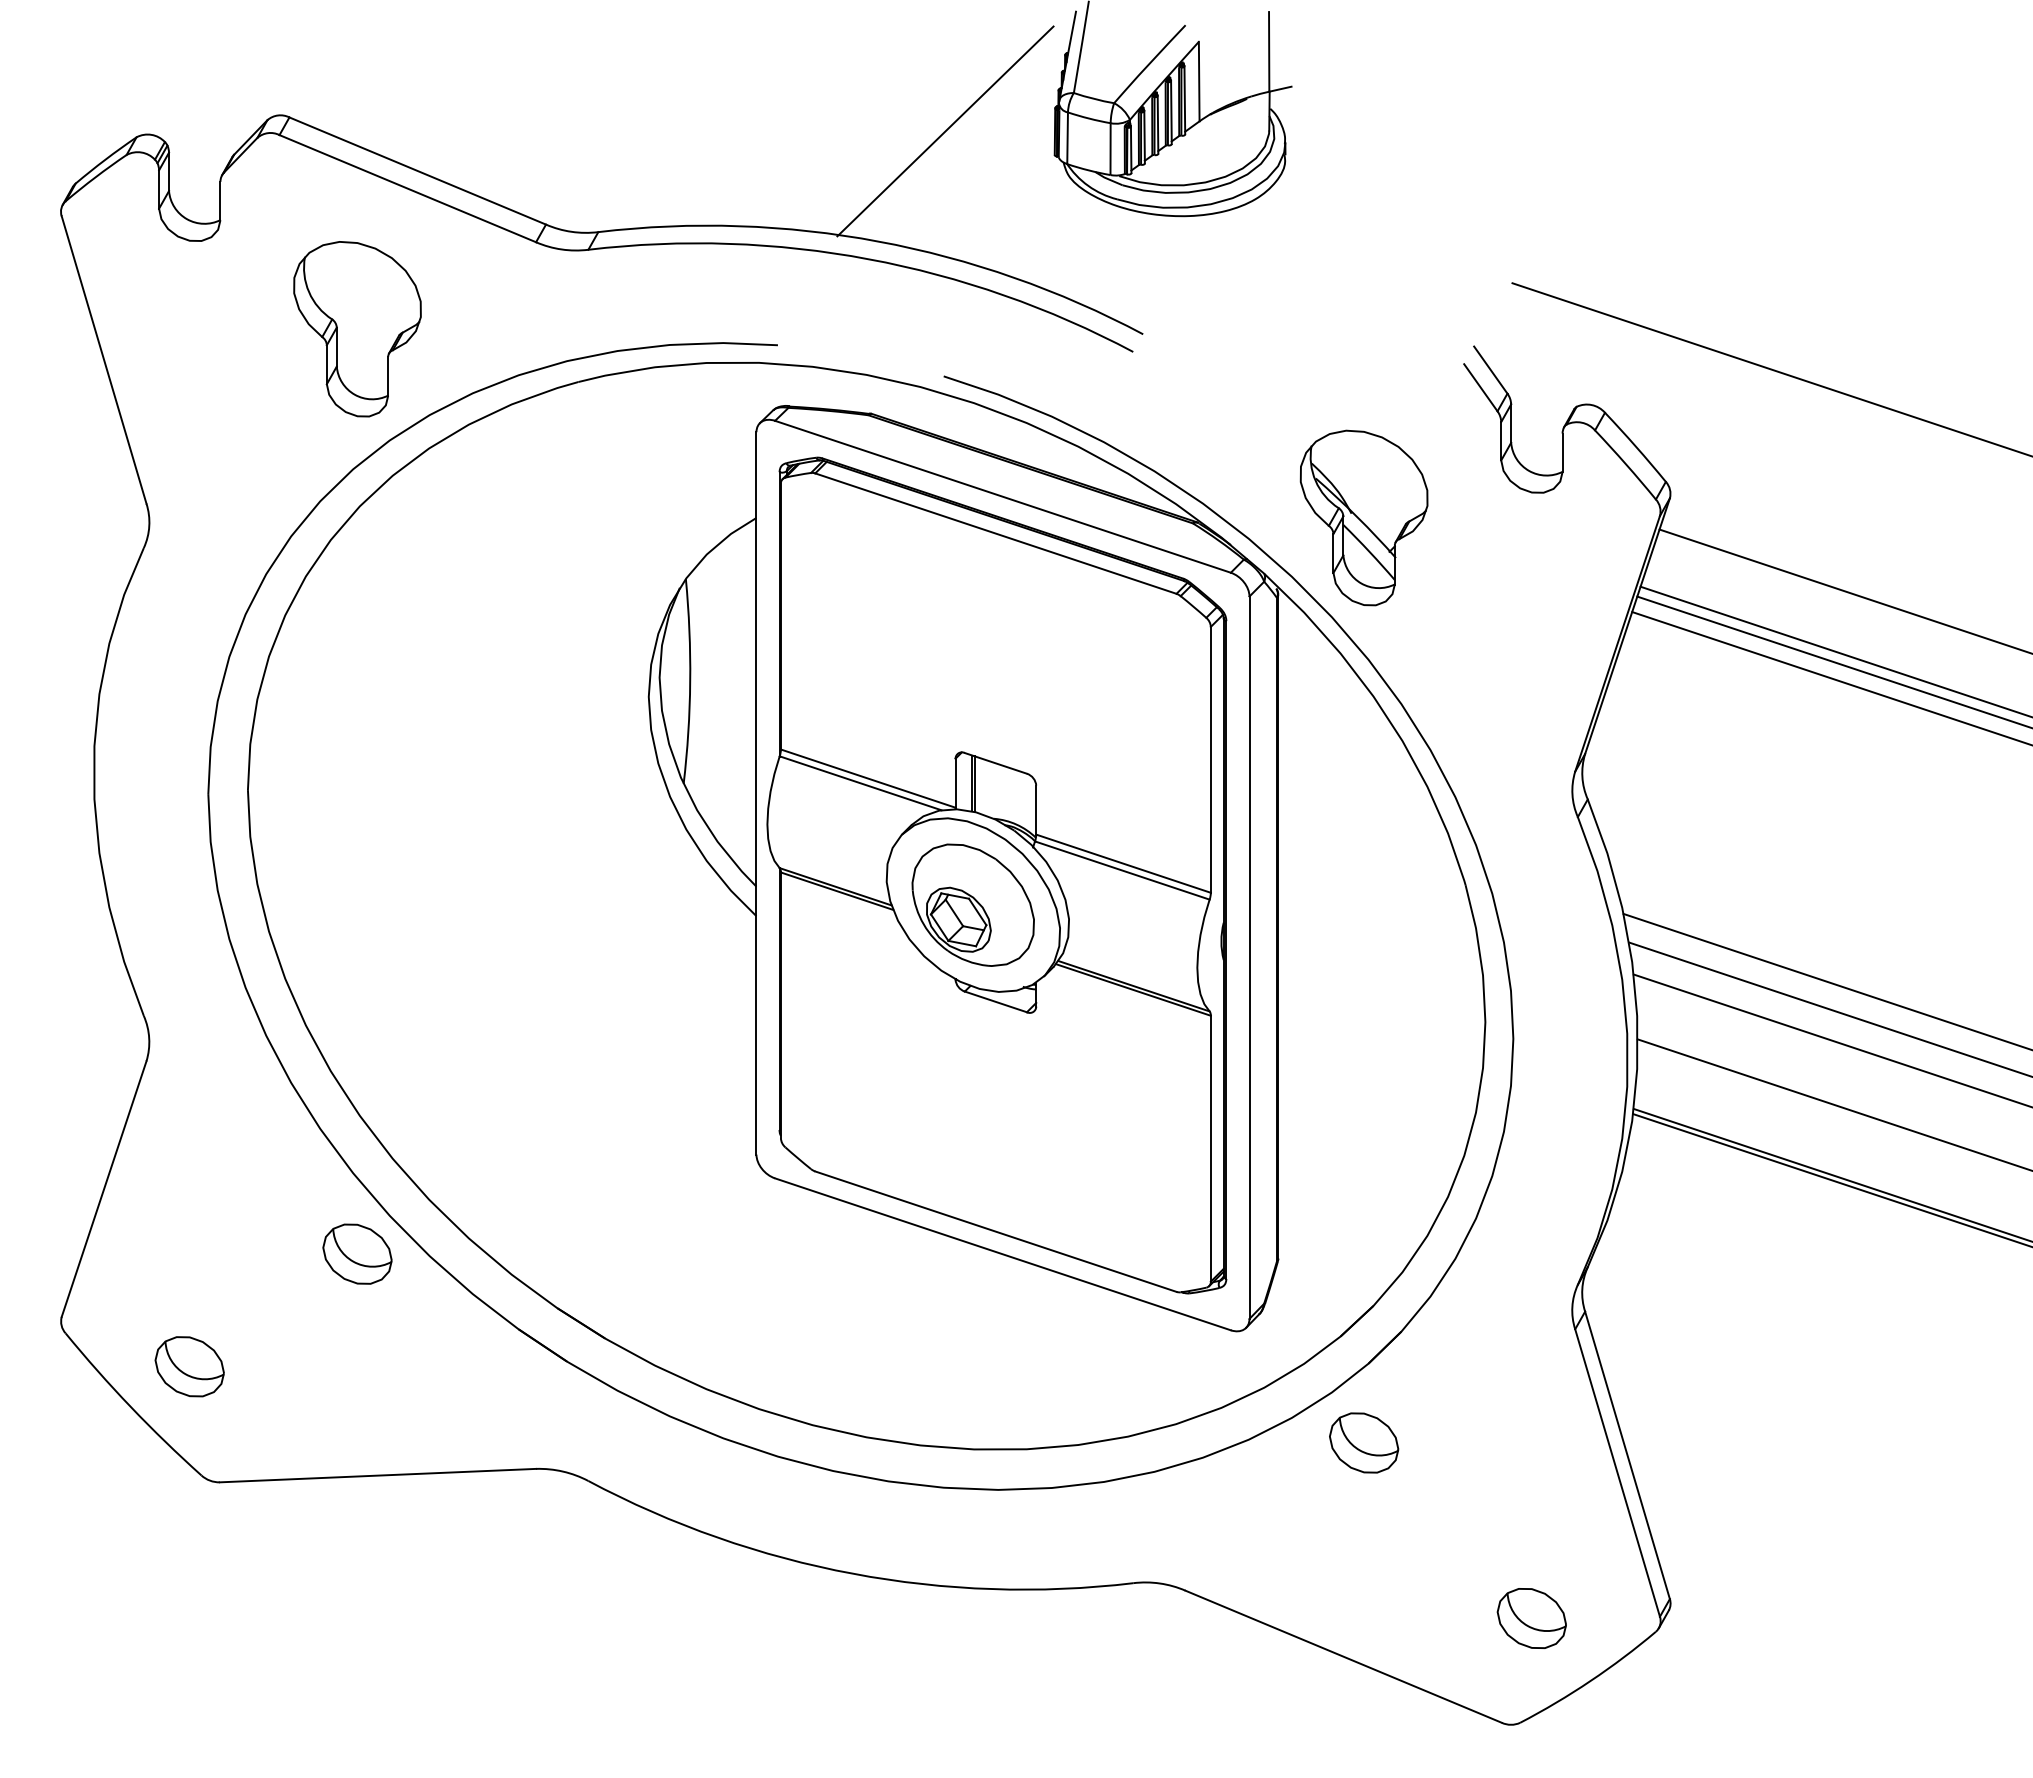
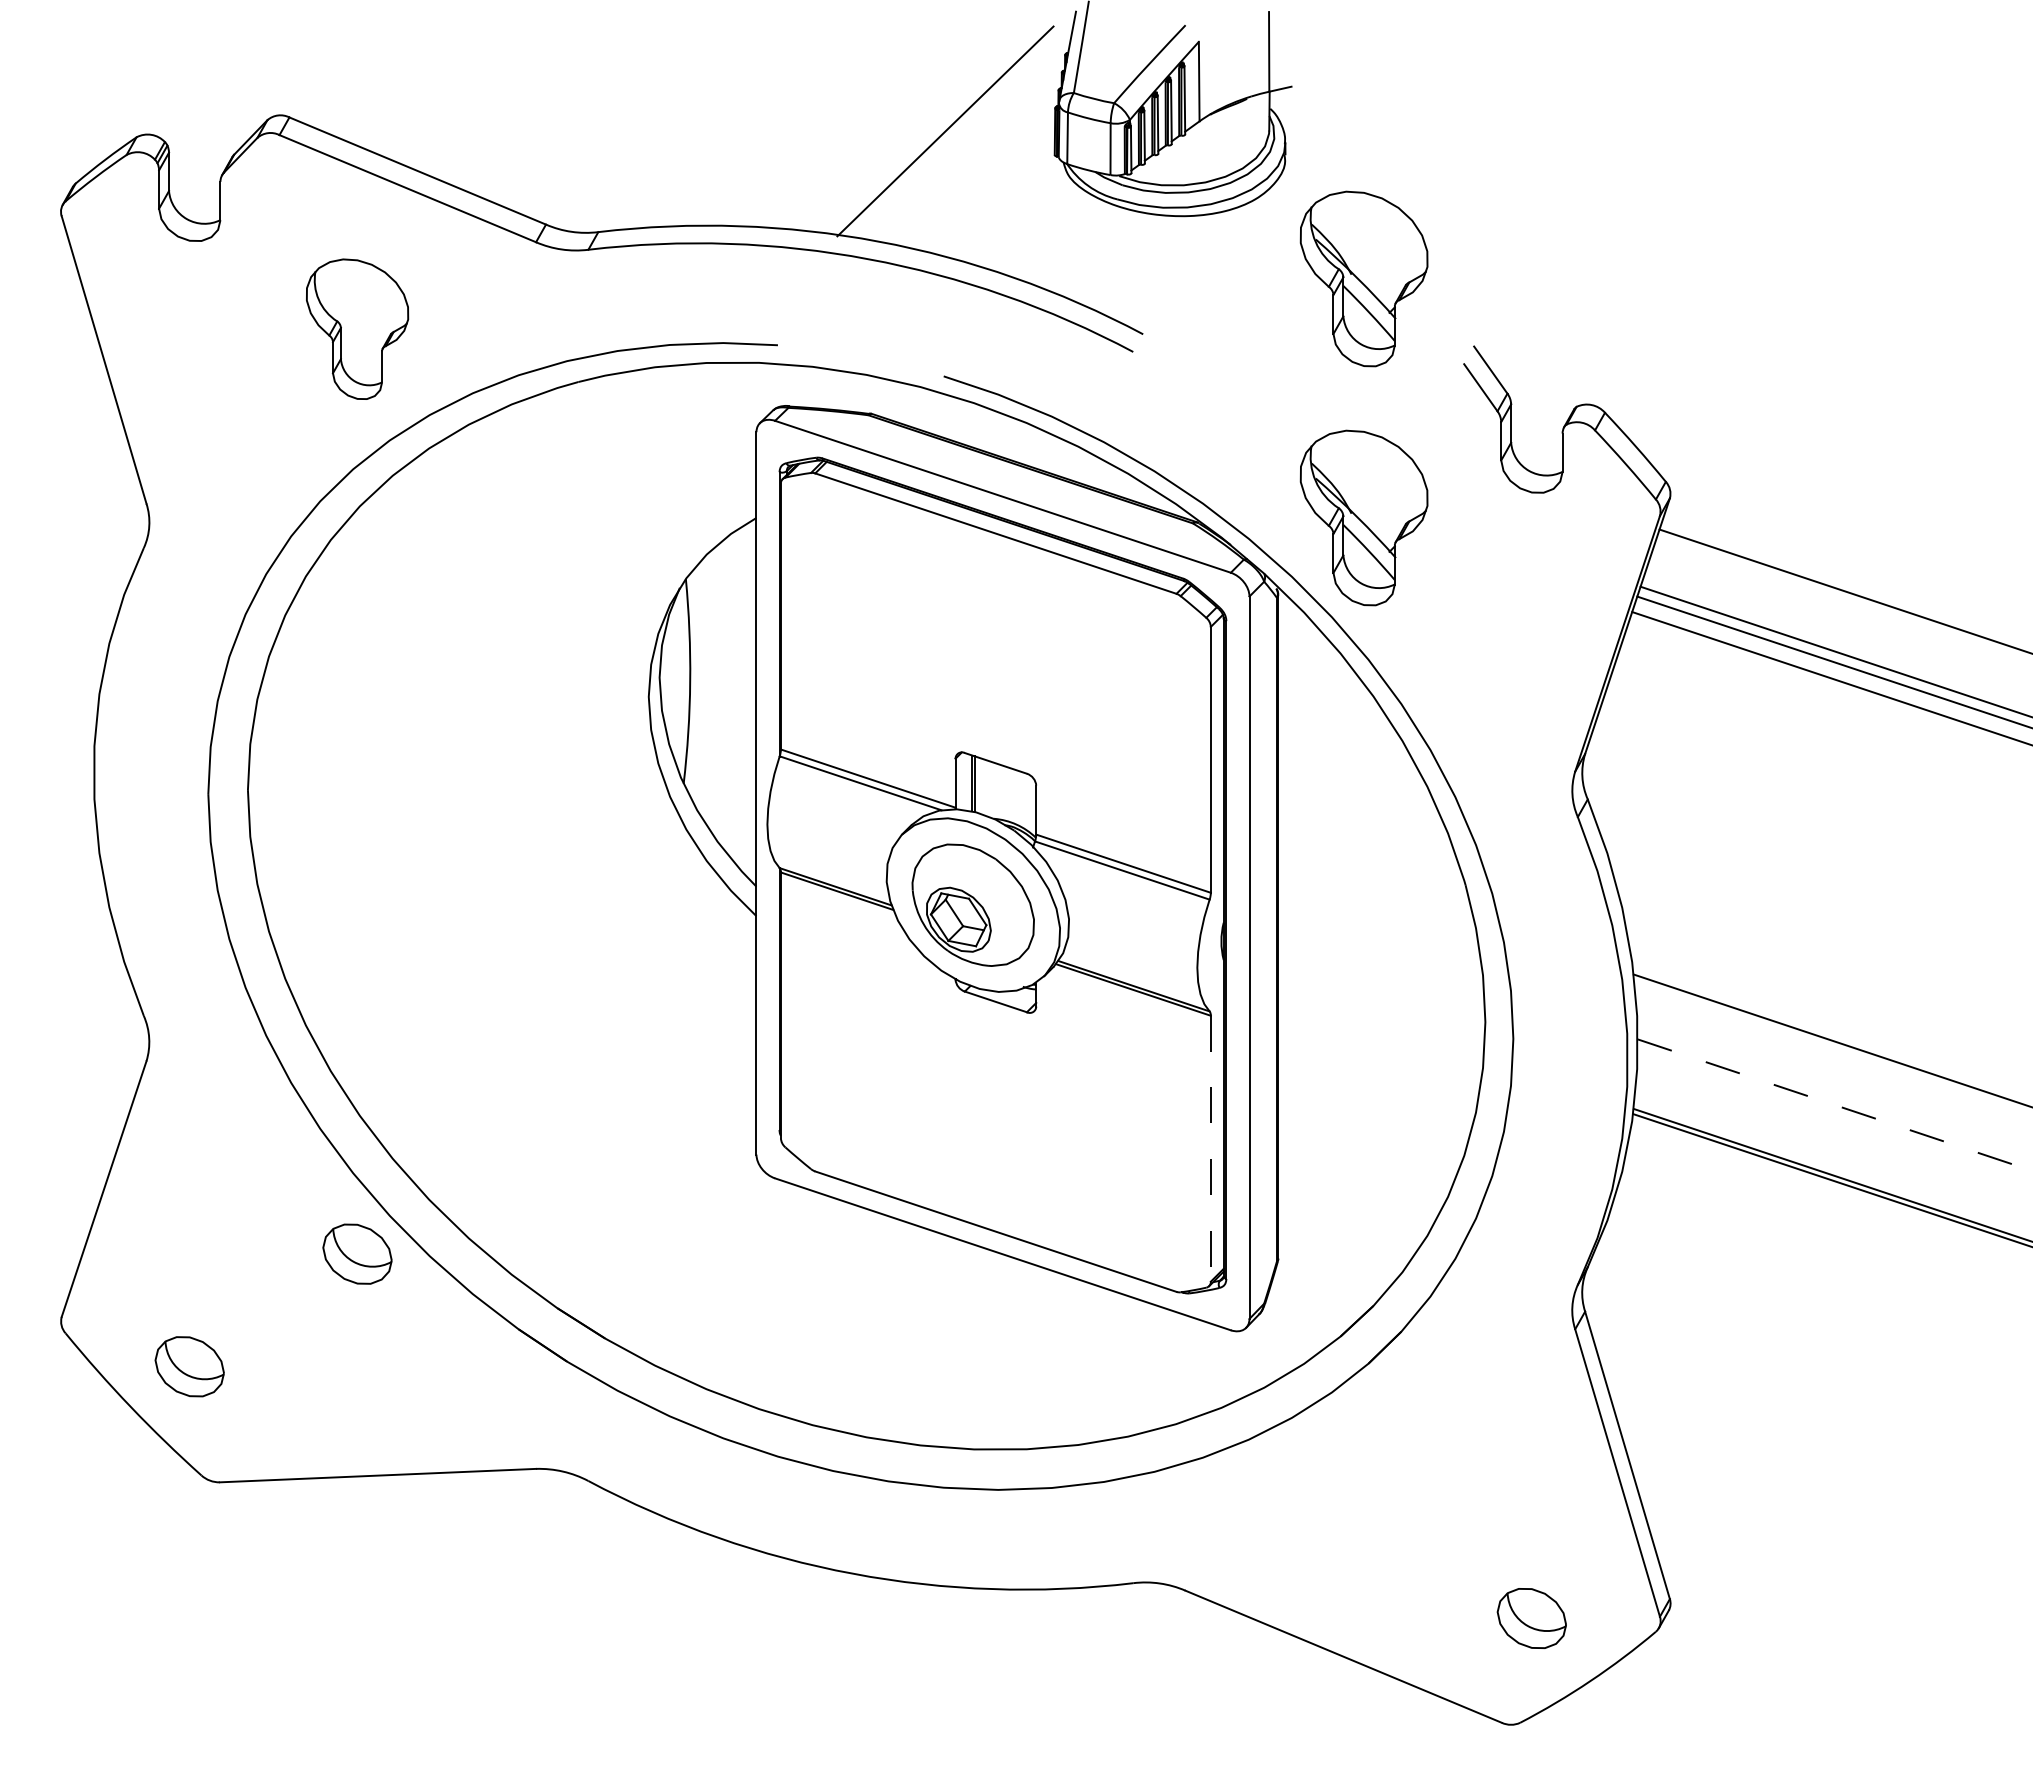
part: none -> present (1363, 278)
part size: 129x177 px -> 104x142 px (357, 328)
line: present -> none (1770, 369)
line: present -> none (1826, 981)
line: present -> none (1829, 1009)
line: solid -> dashed (1835, 1105)
line: solid -> dashed (1210, 1148)
part: present -> none (1364, 1442)
